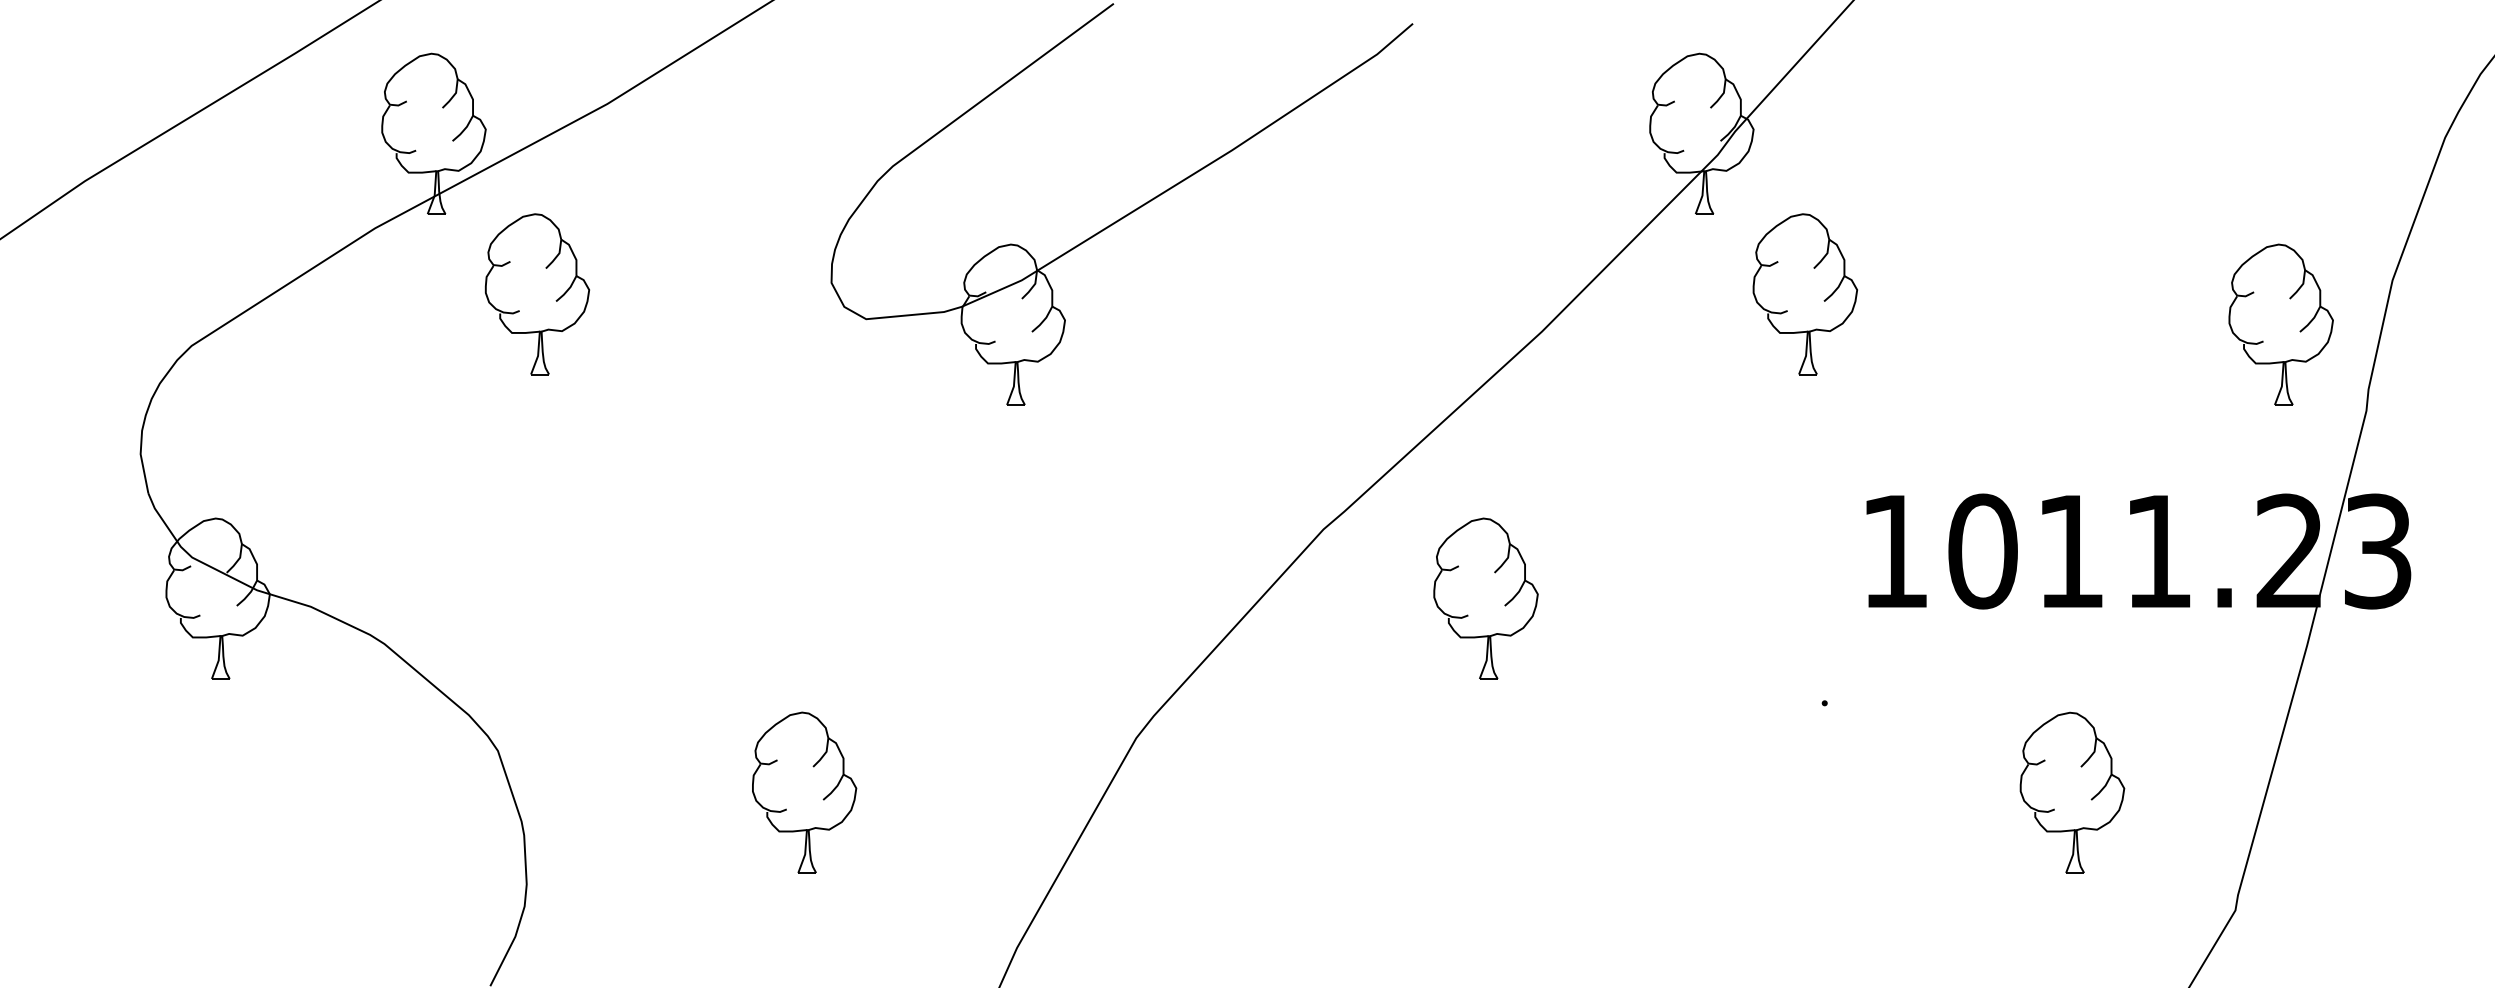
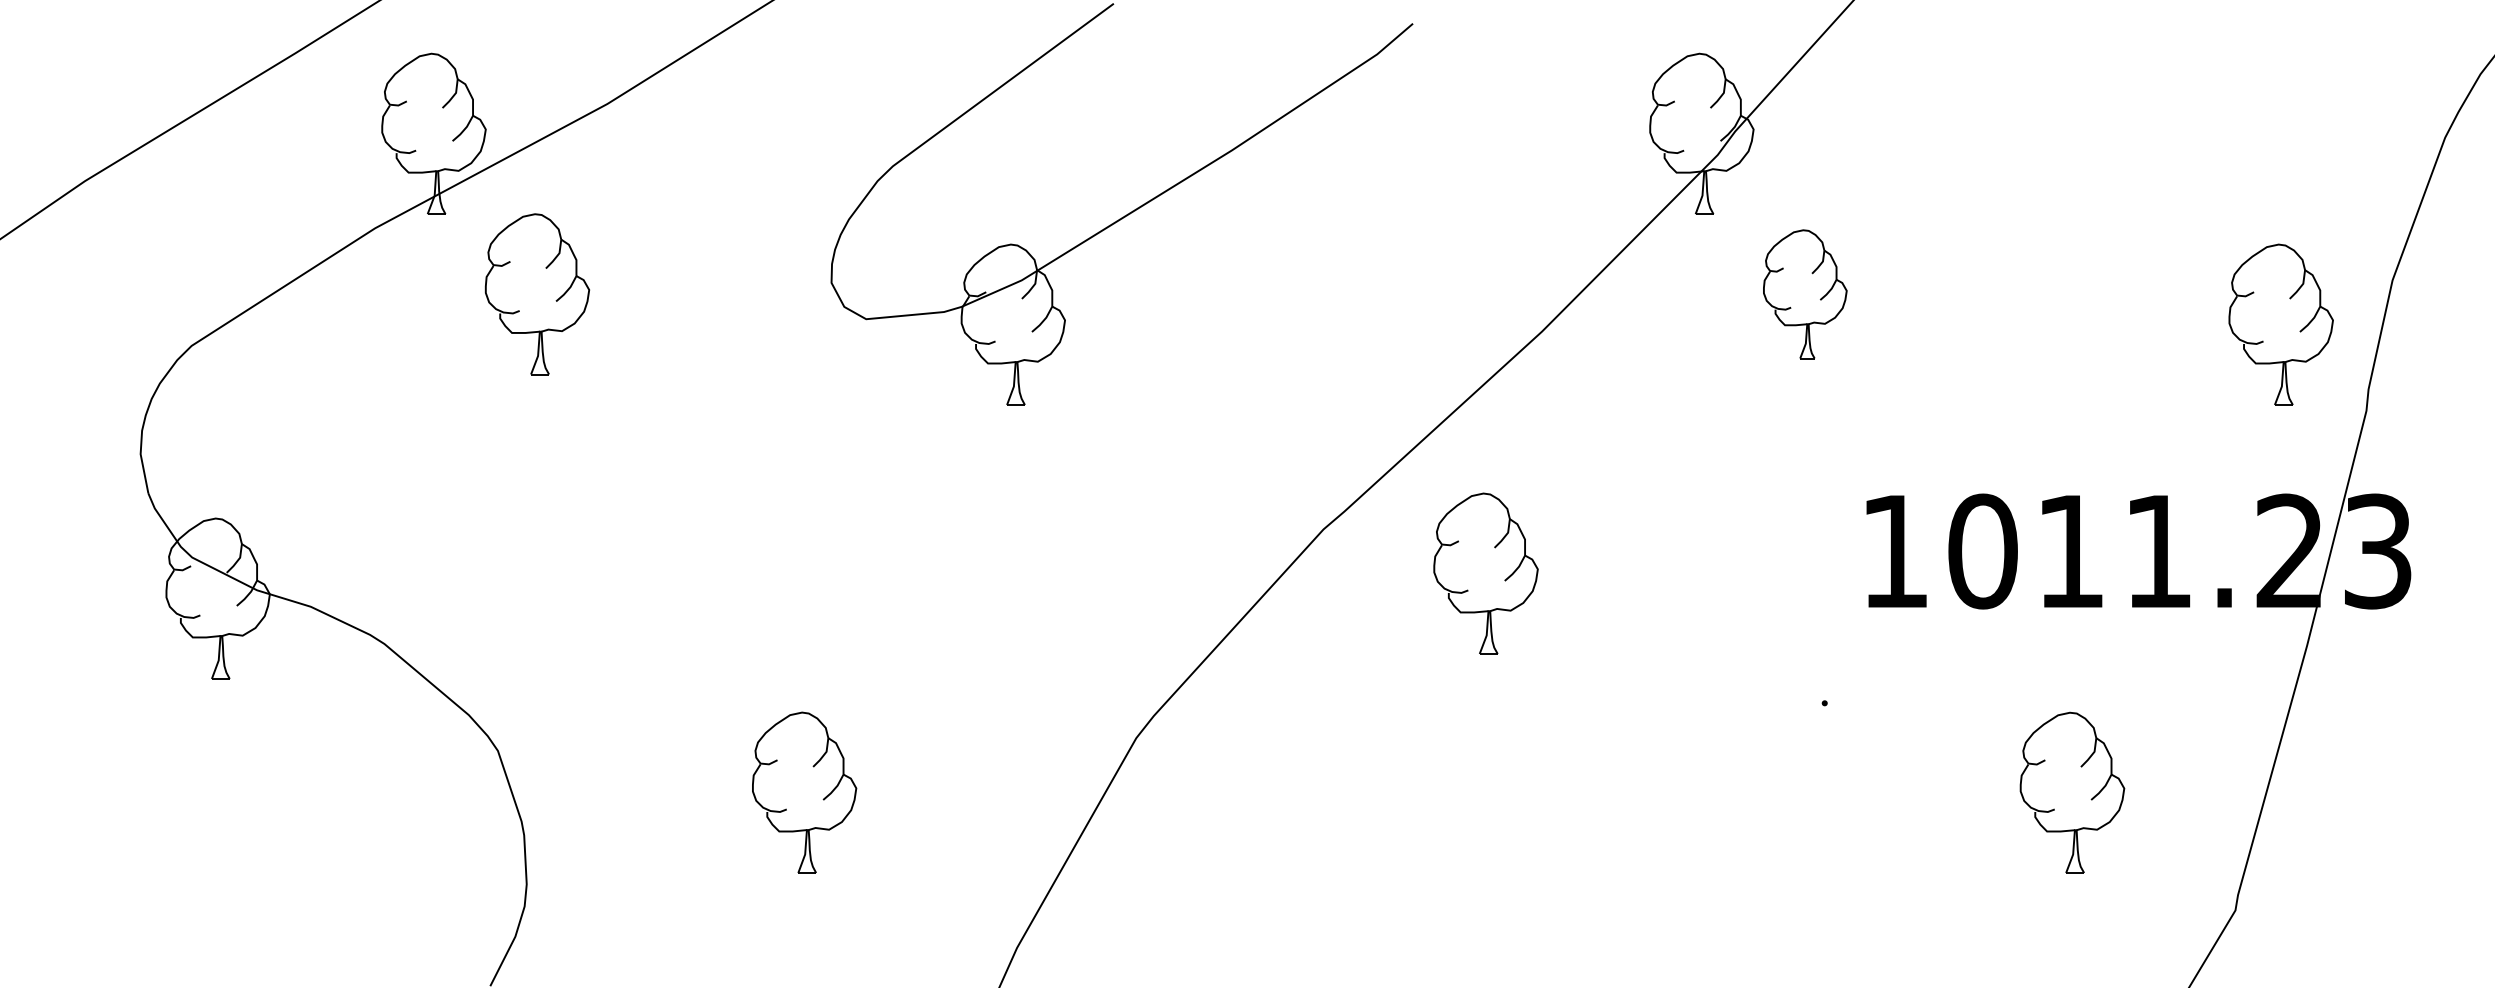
part size: 106x163 px -> 85x131 px (1805, 294)
part position: (1485, 598) -> (1485, 573) (1485, 573)
